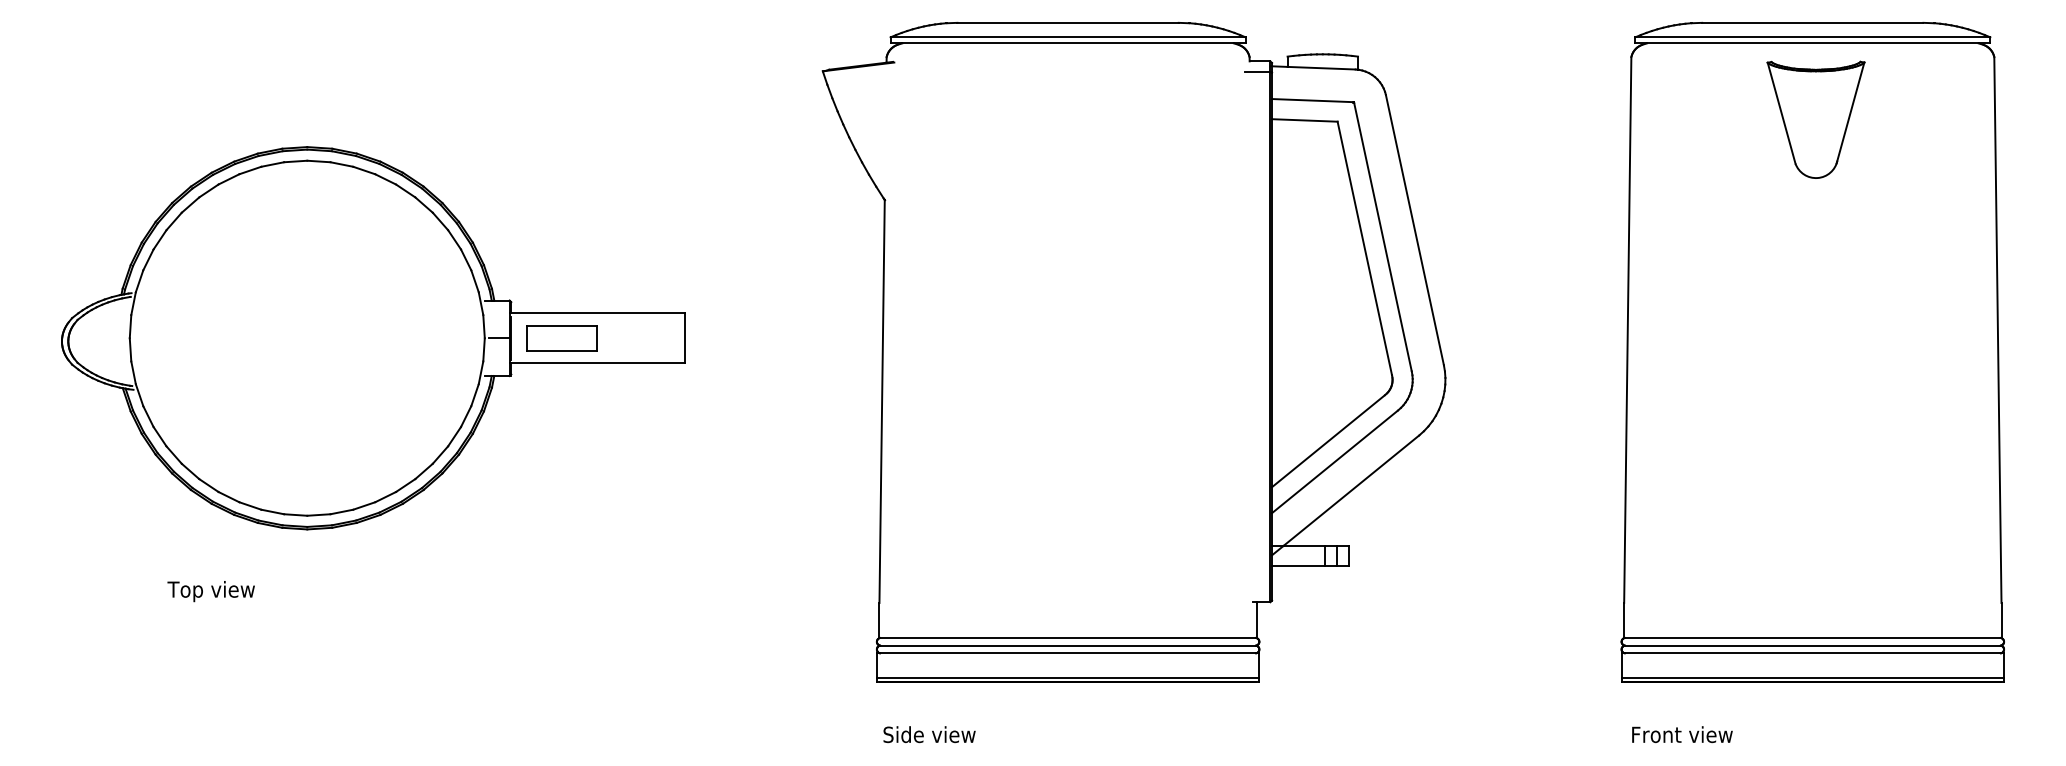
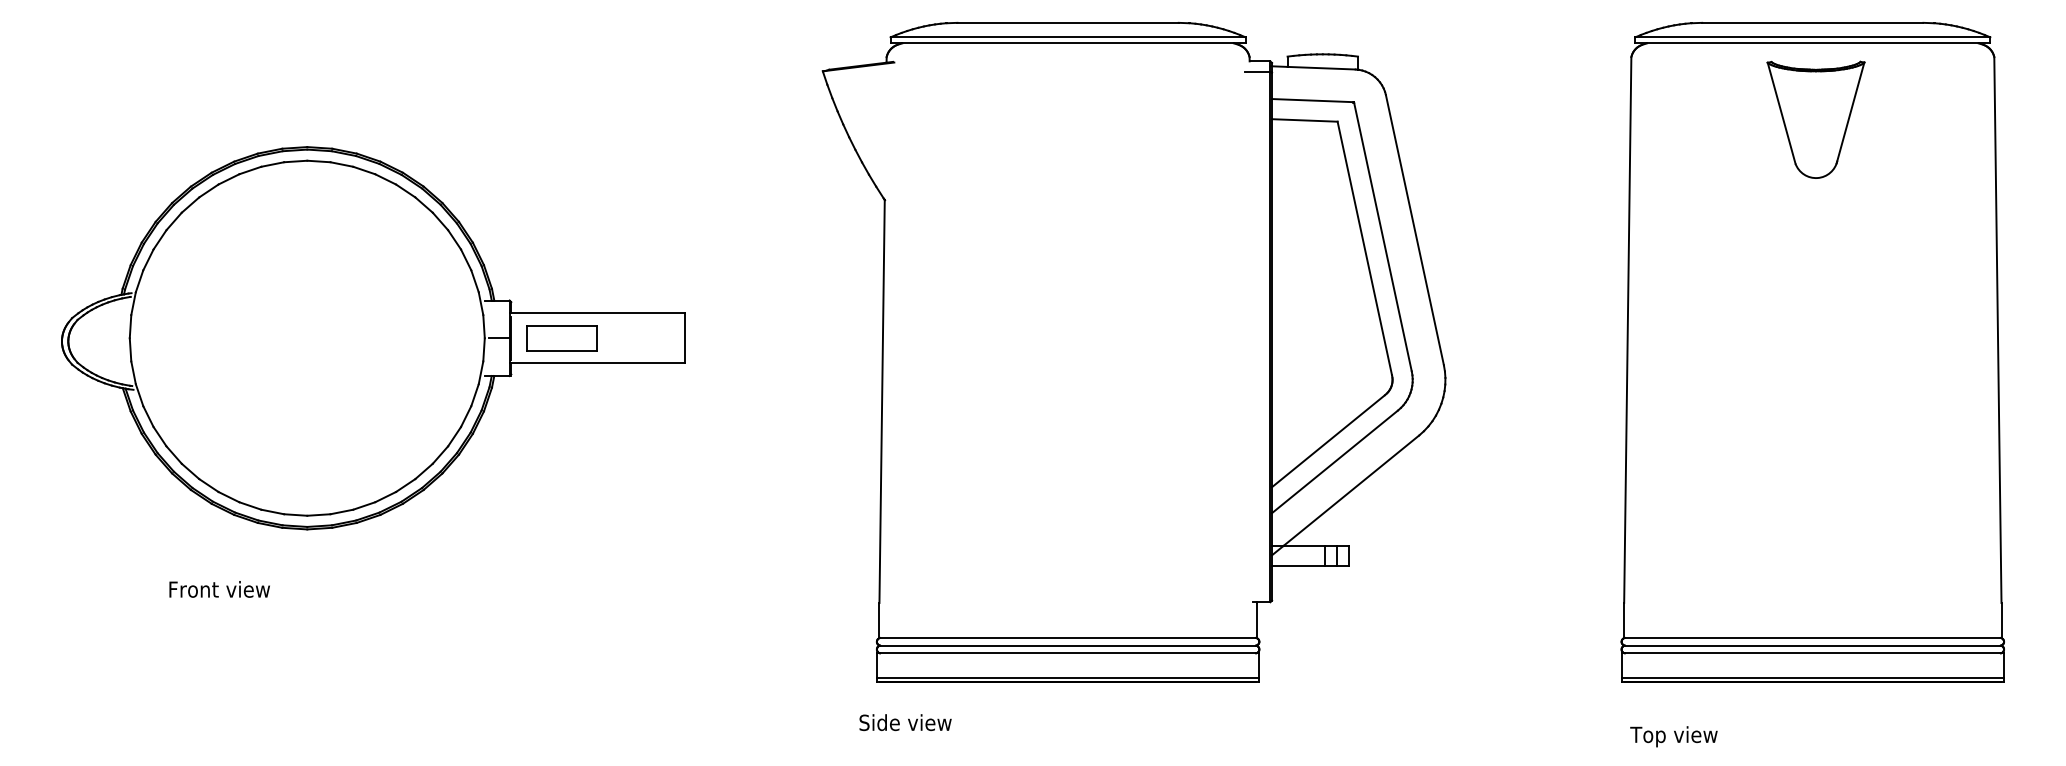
text: Top view -> Front view (218, 591)
text position: (929, 734) -> (905, 722) (905, 722)
text: Front view -> Top view (1681, 736)
